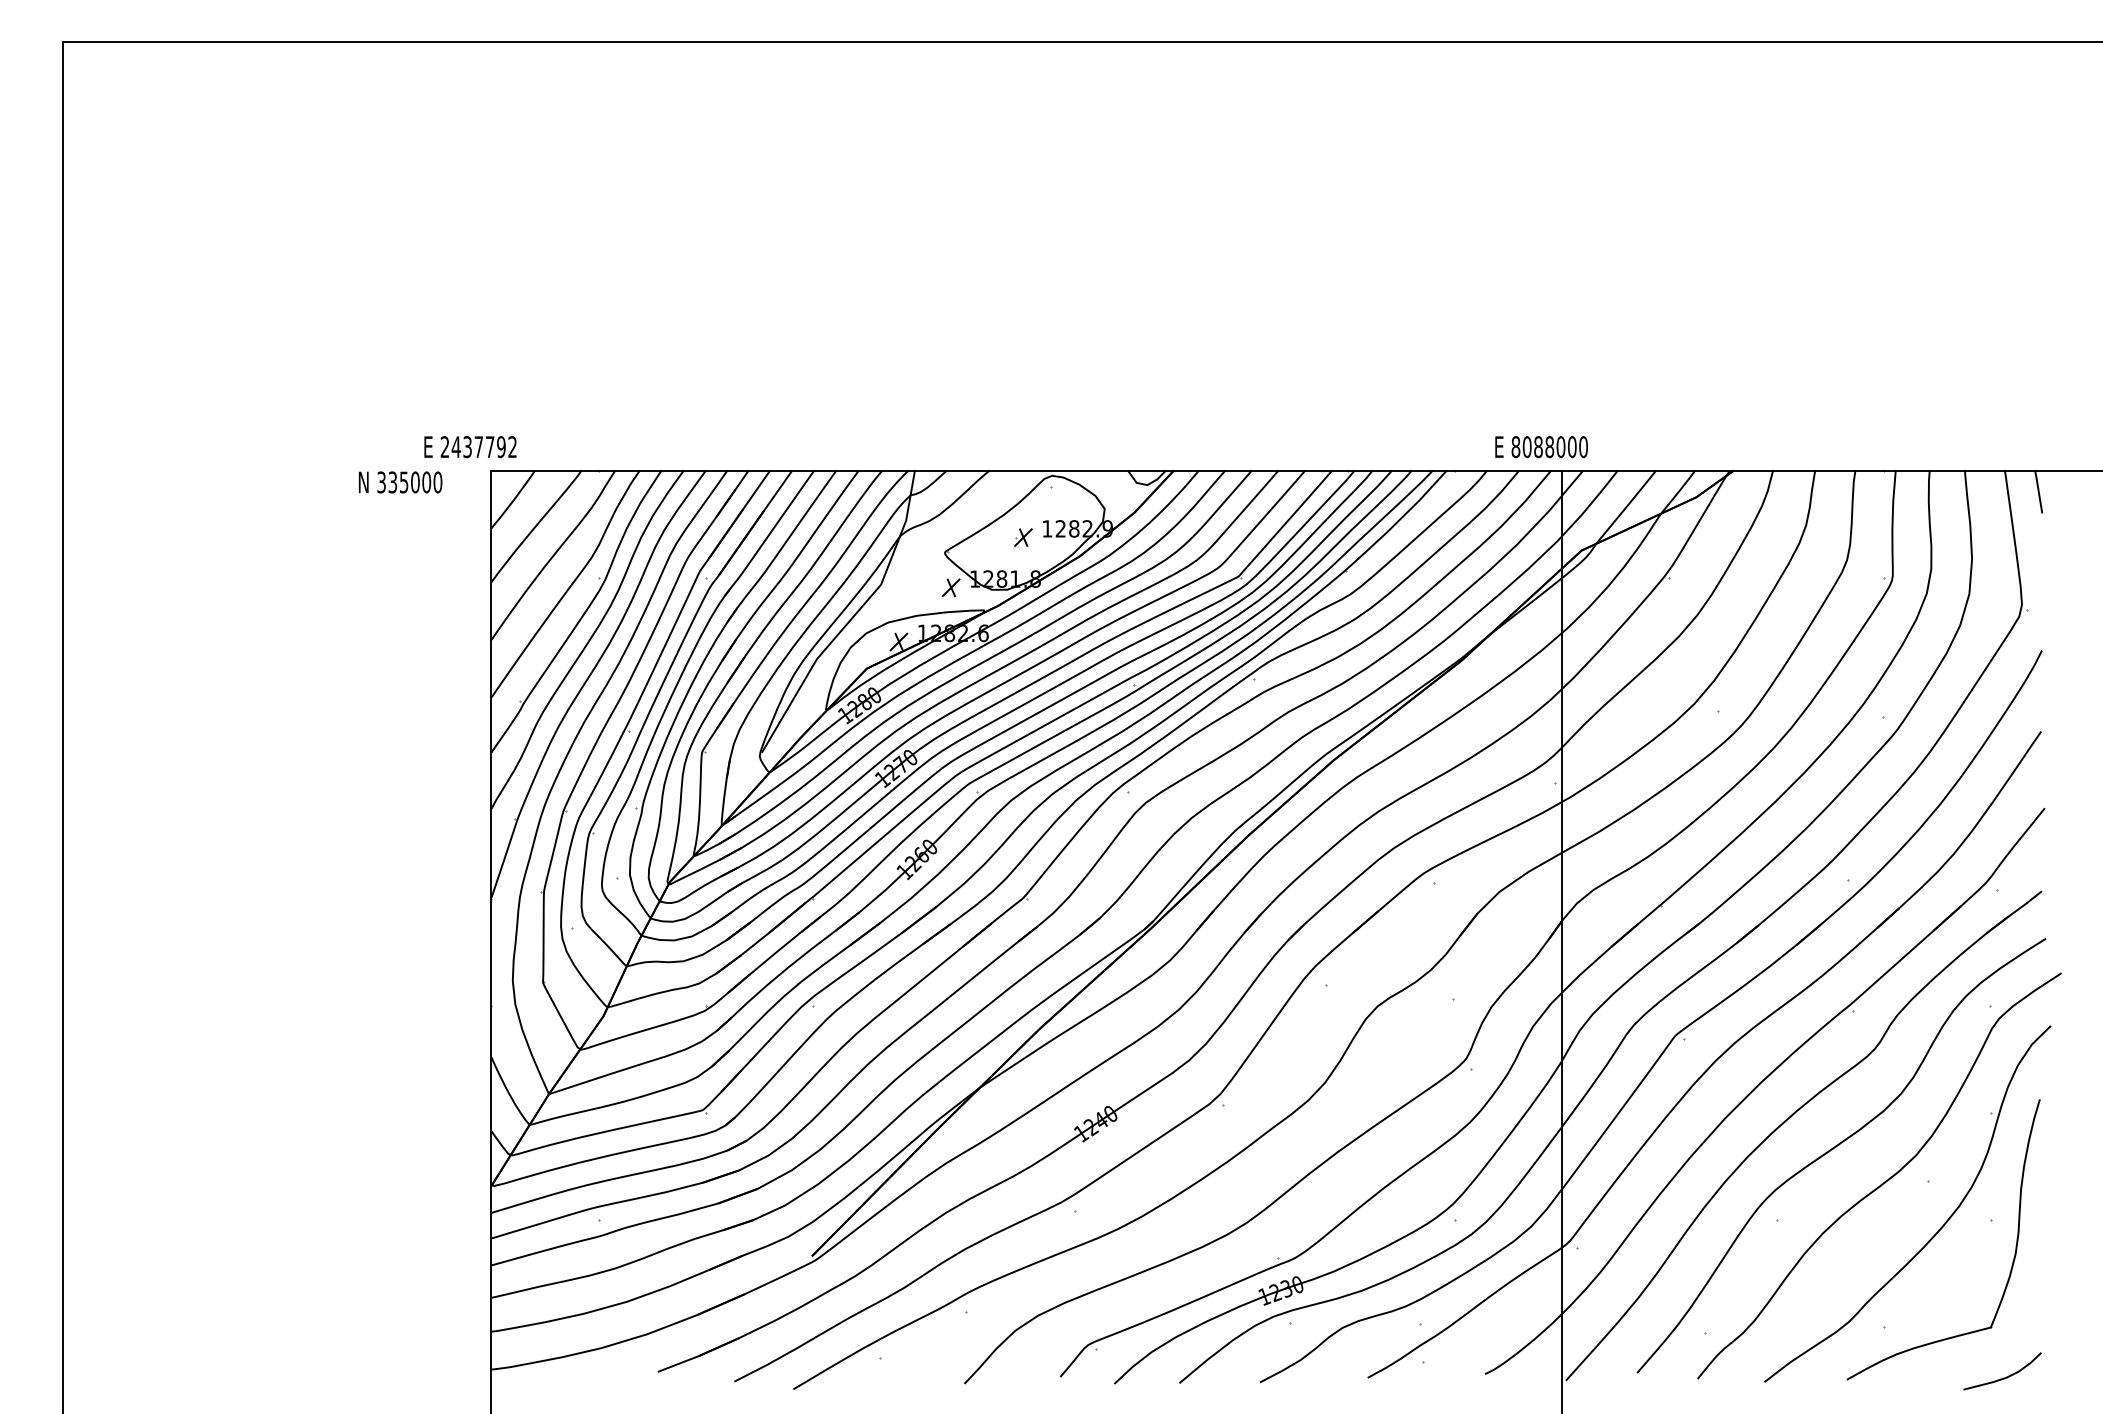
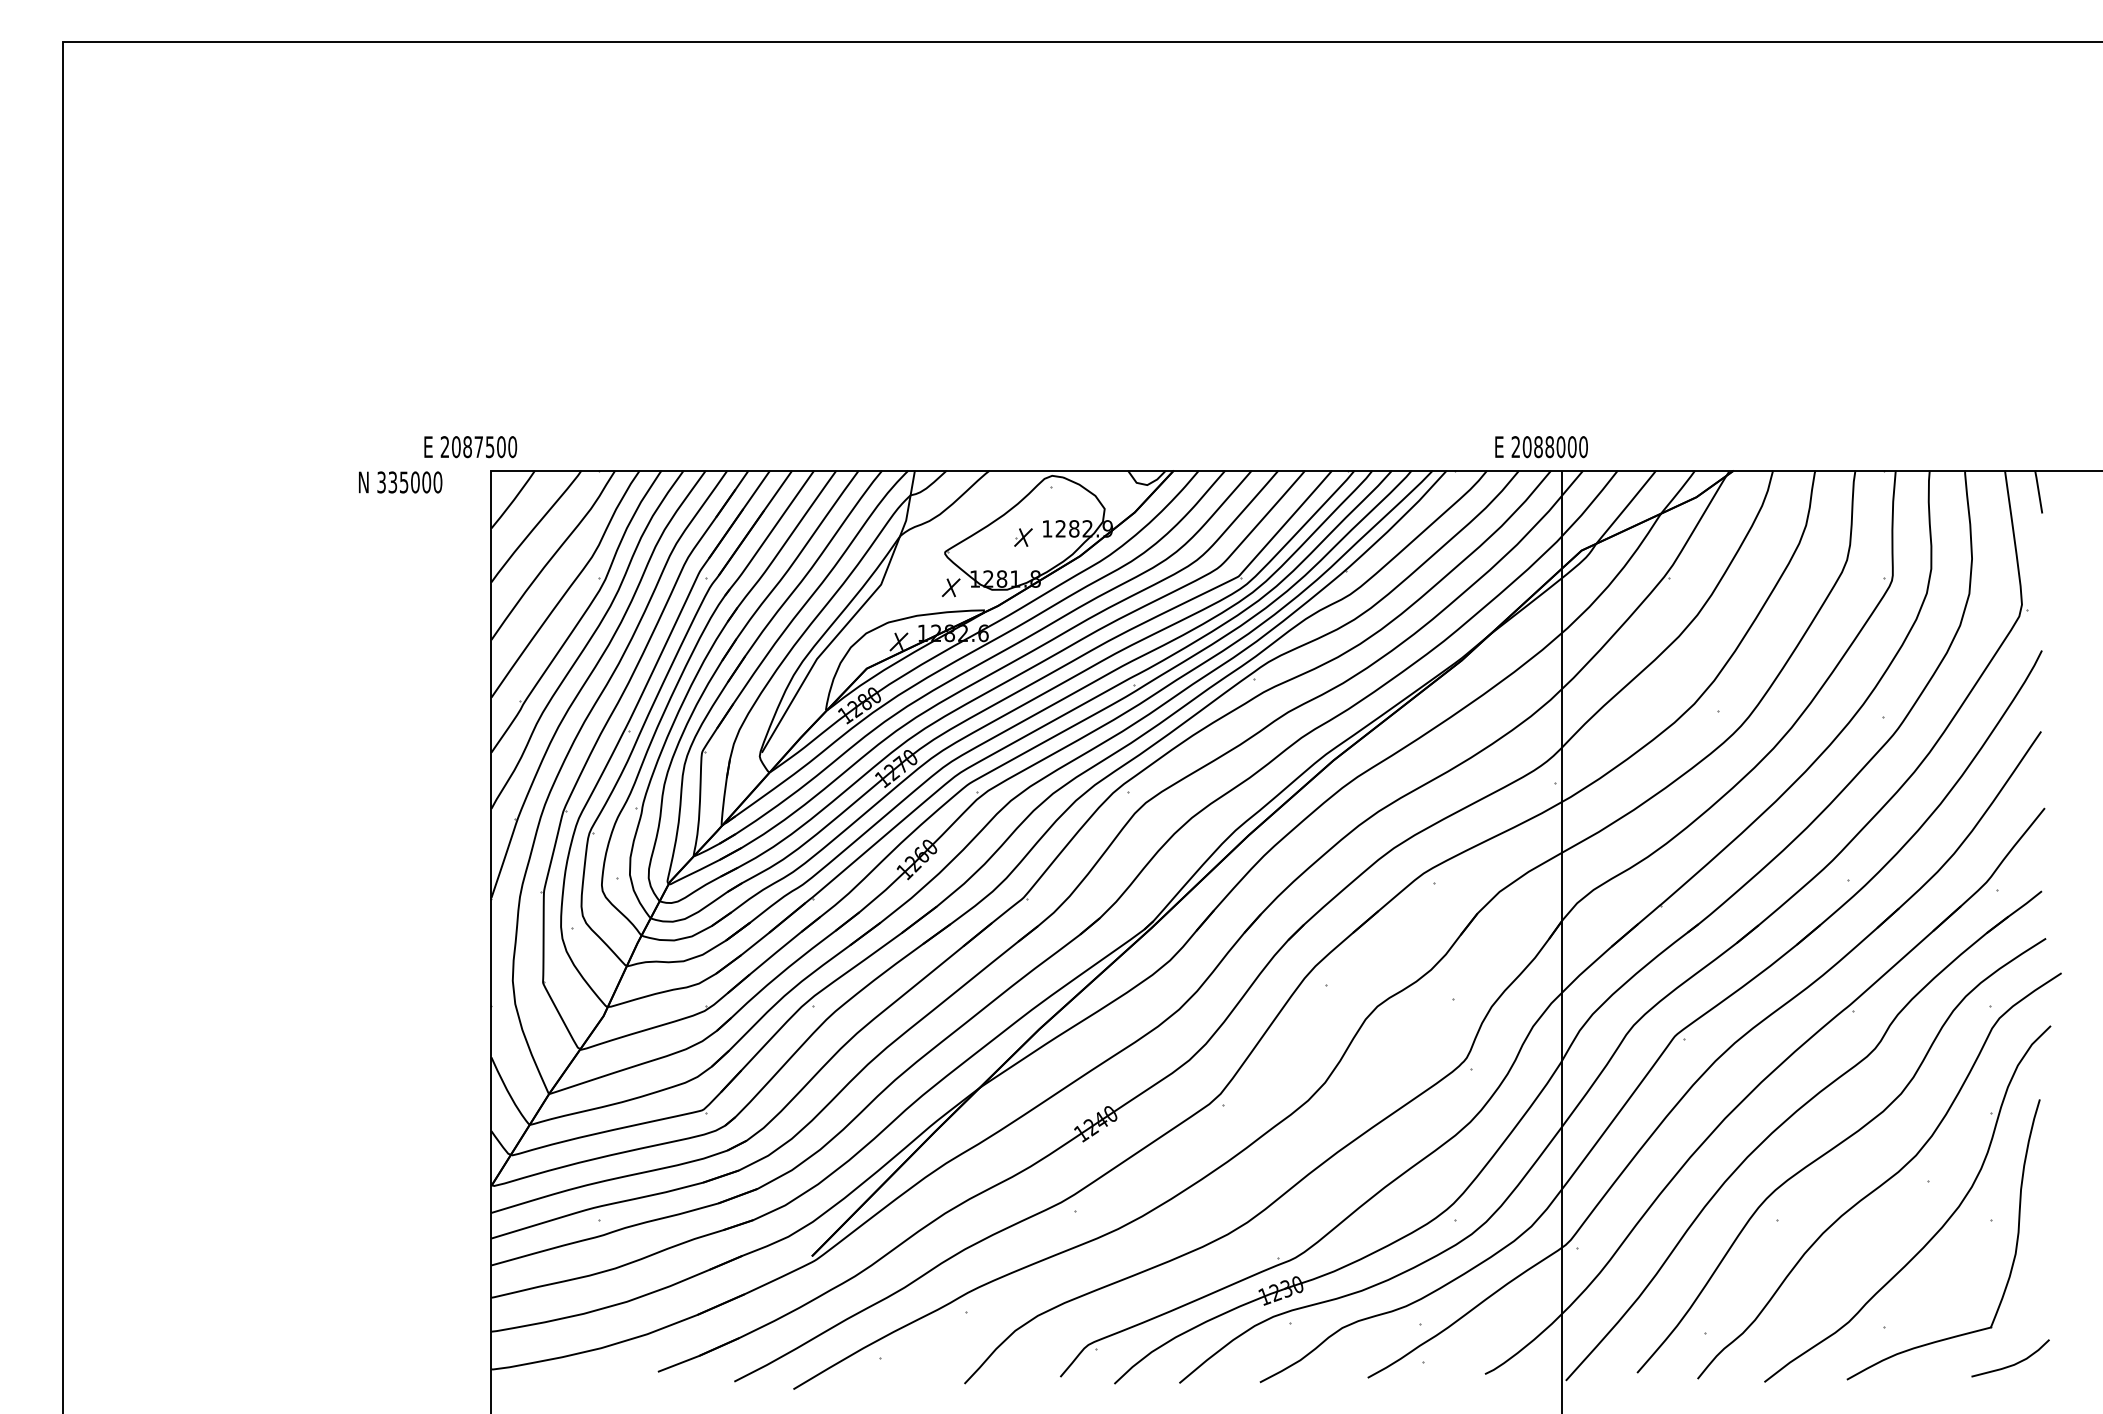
text: 2437792 -> 2087500 (484, 447)
text: 8088000 -> 2088000 (1515, 447)
curve position: (2003, 1377) -> (2011, 1364) (2011, 1364)
